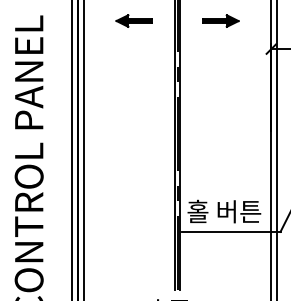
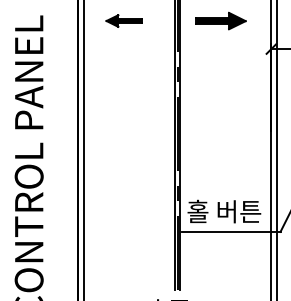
part position: (133, 20) -> (123, 20) (123, 20)
part size: 38x14 px -> 52x20 px (220, 20)
line: present -> none (72, 149)
